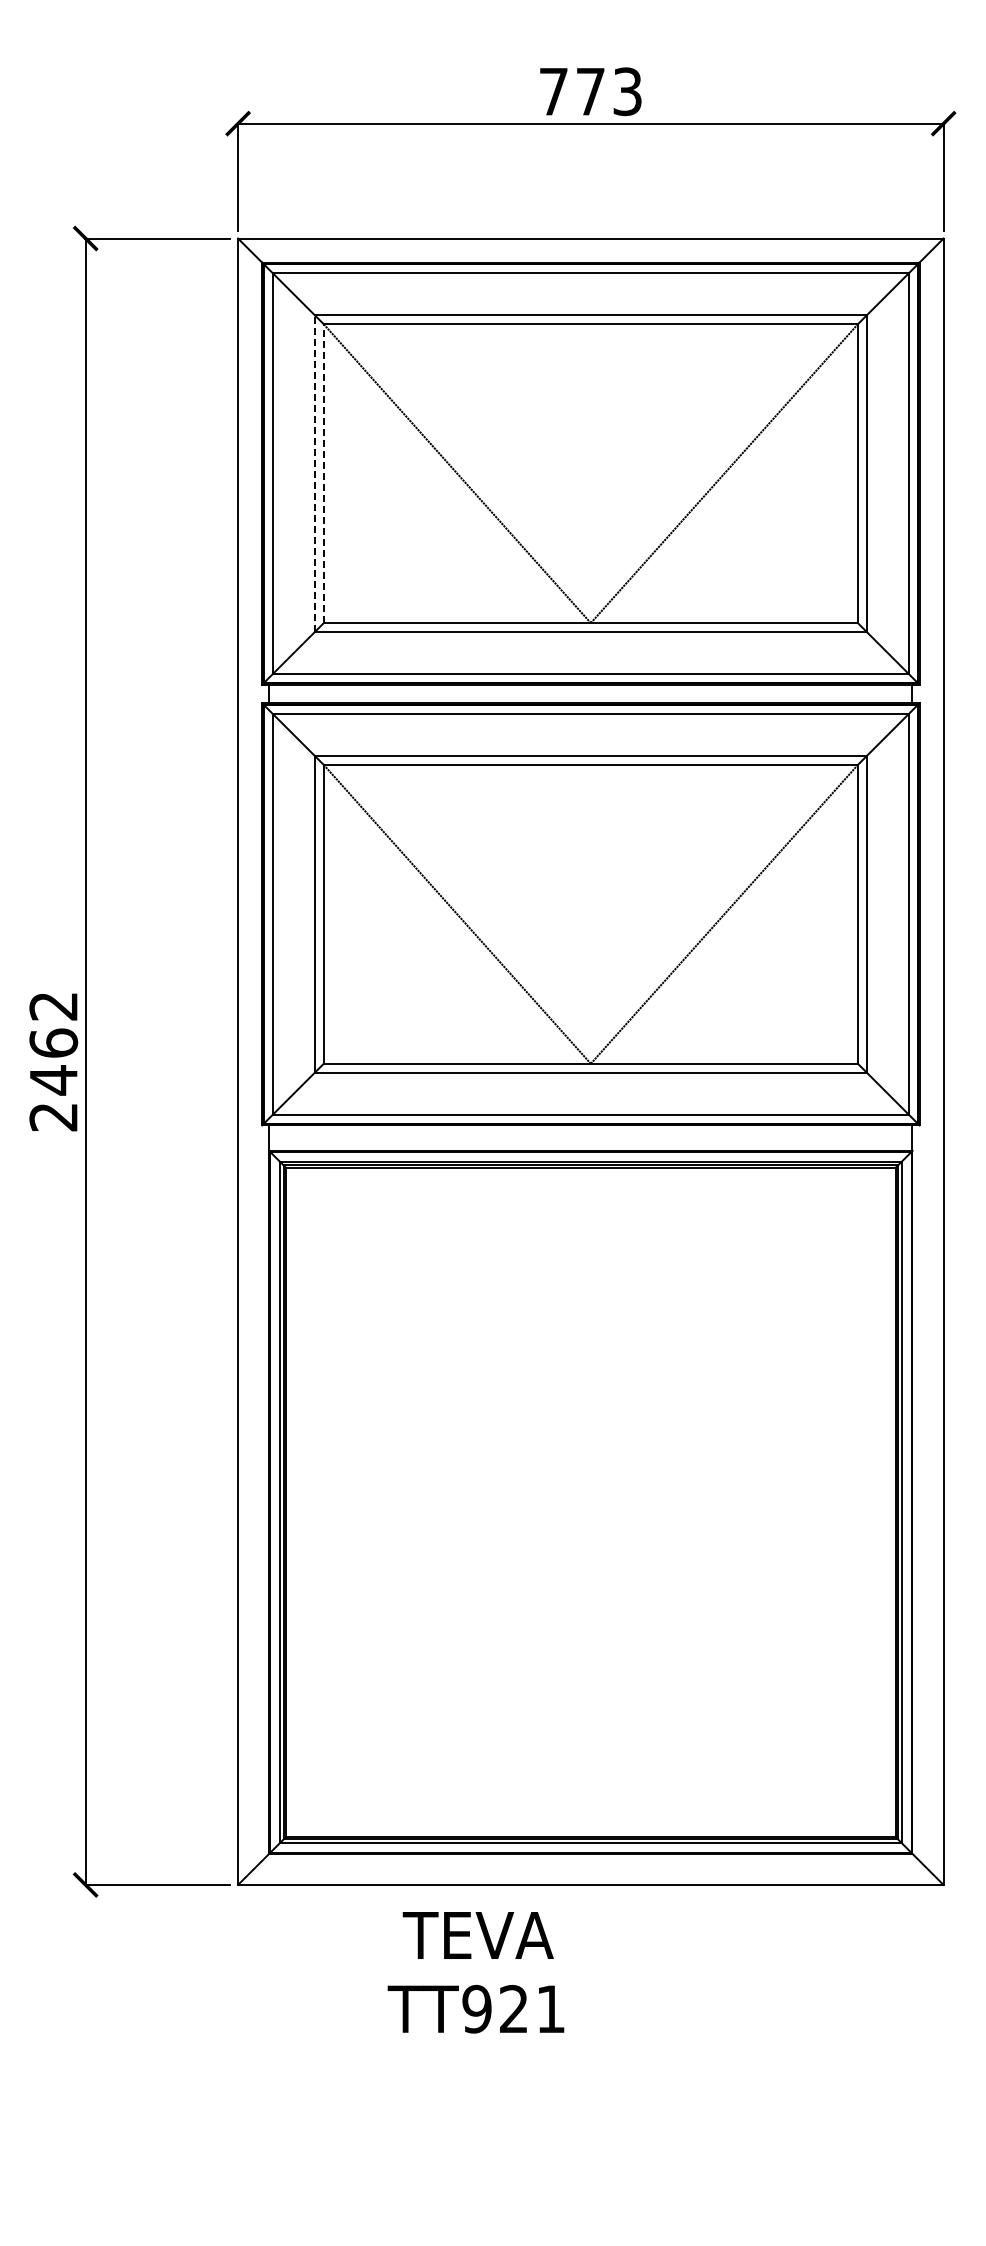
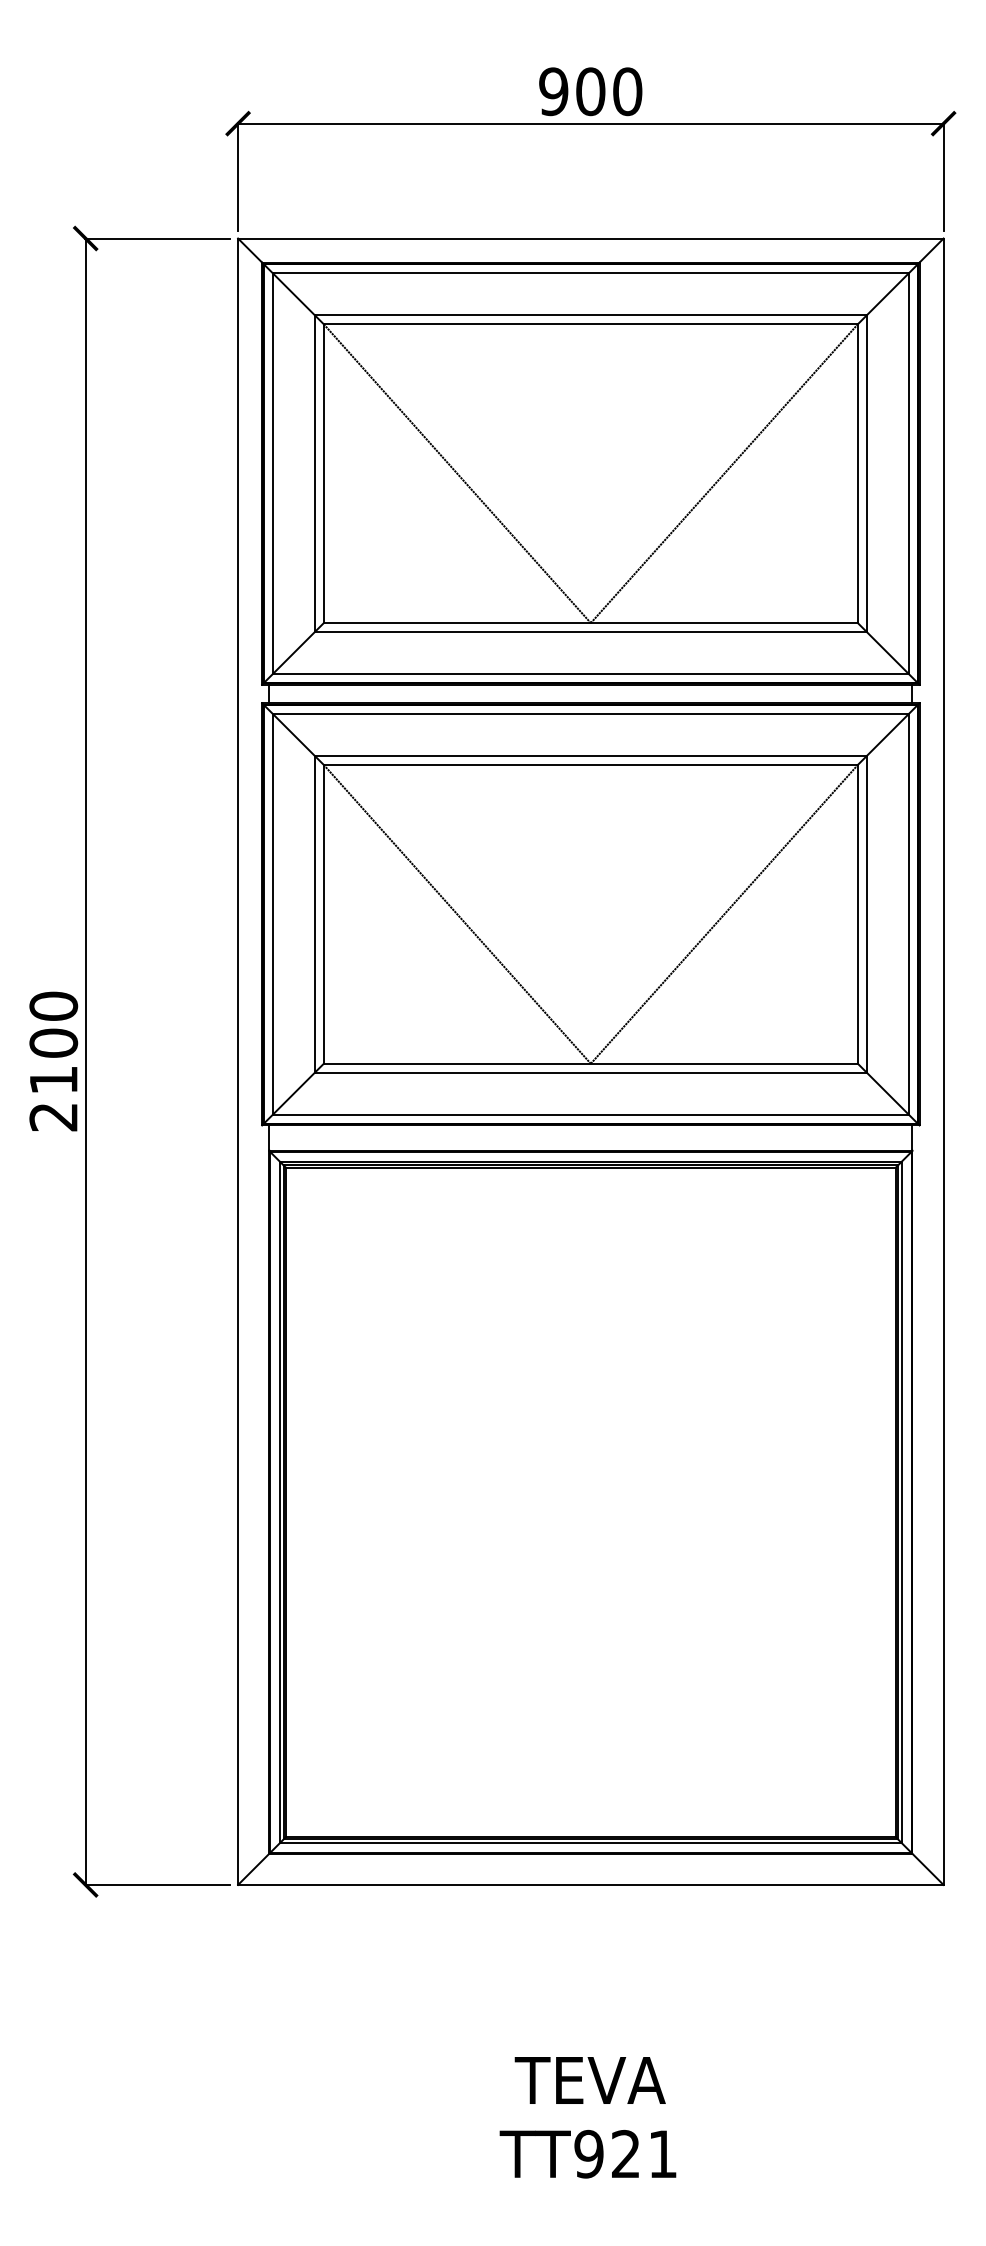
text: 773 -> 900 (590, 91)
line: dashed -> solid (314, 473)
line: dashed -> solid (323, 473)
text: 2462 -> 2100 (53, 1043)
text position: (475, 1972) -> (587, 2117) (587, 2117)
